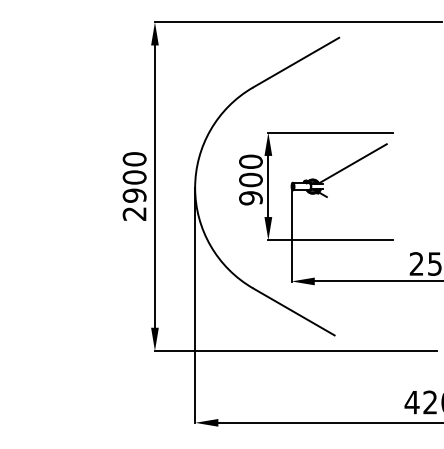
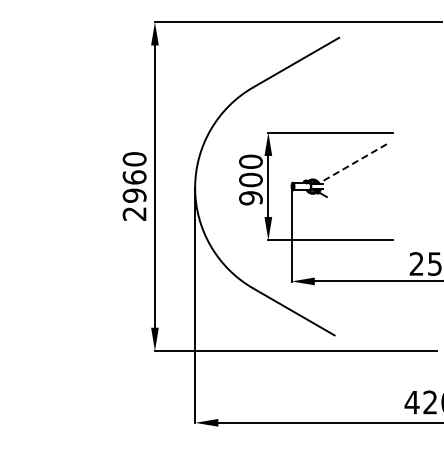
line: solid -> dashed (352, 163)
text: 2900 -> 2960 (134, 177)
